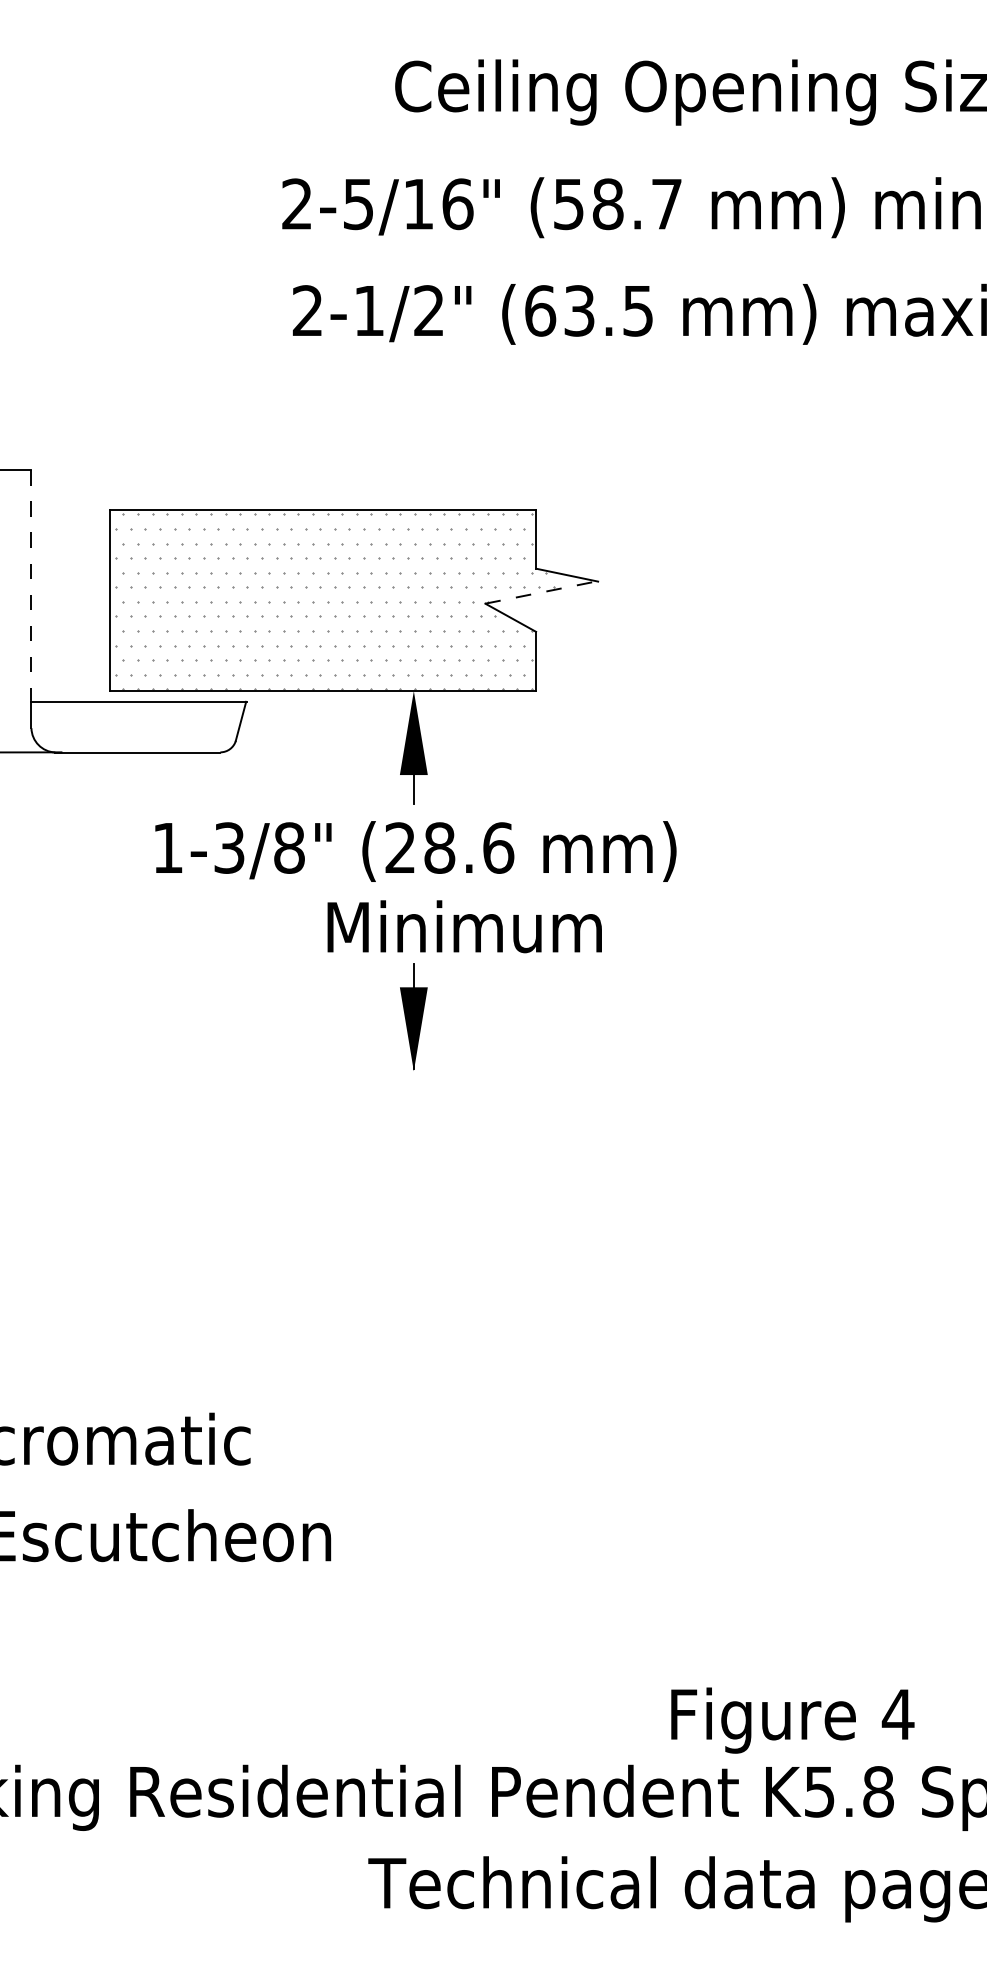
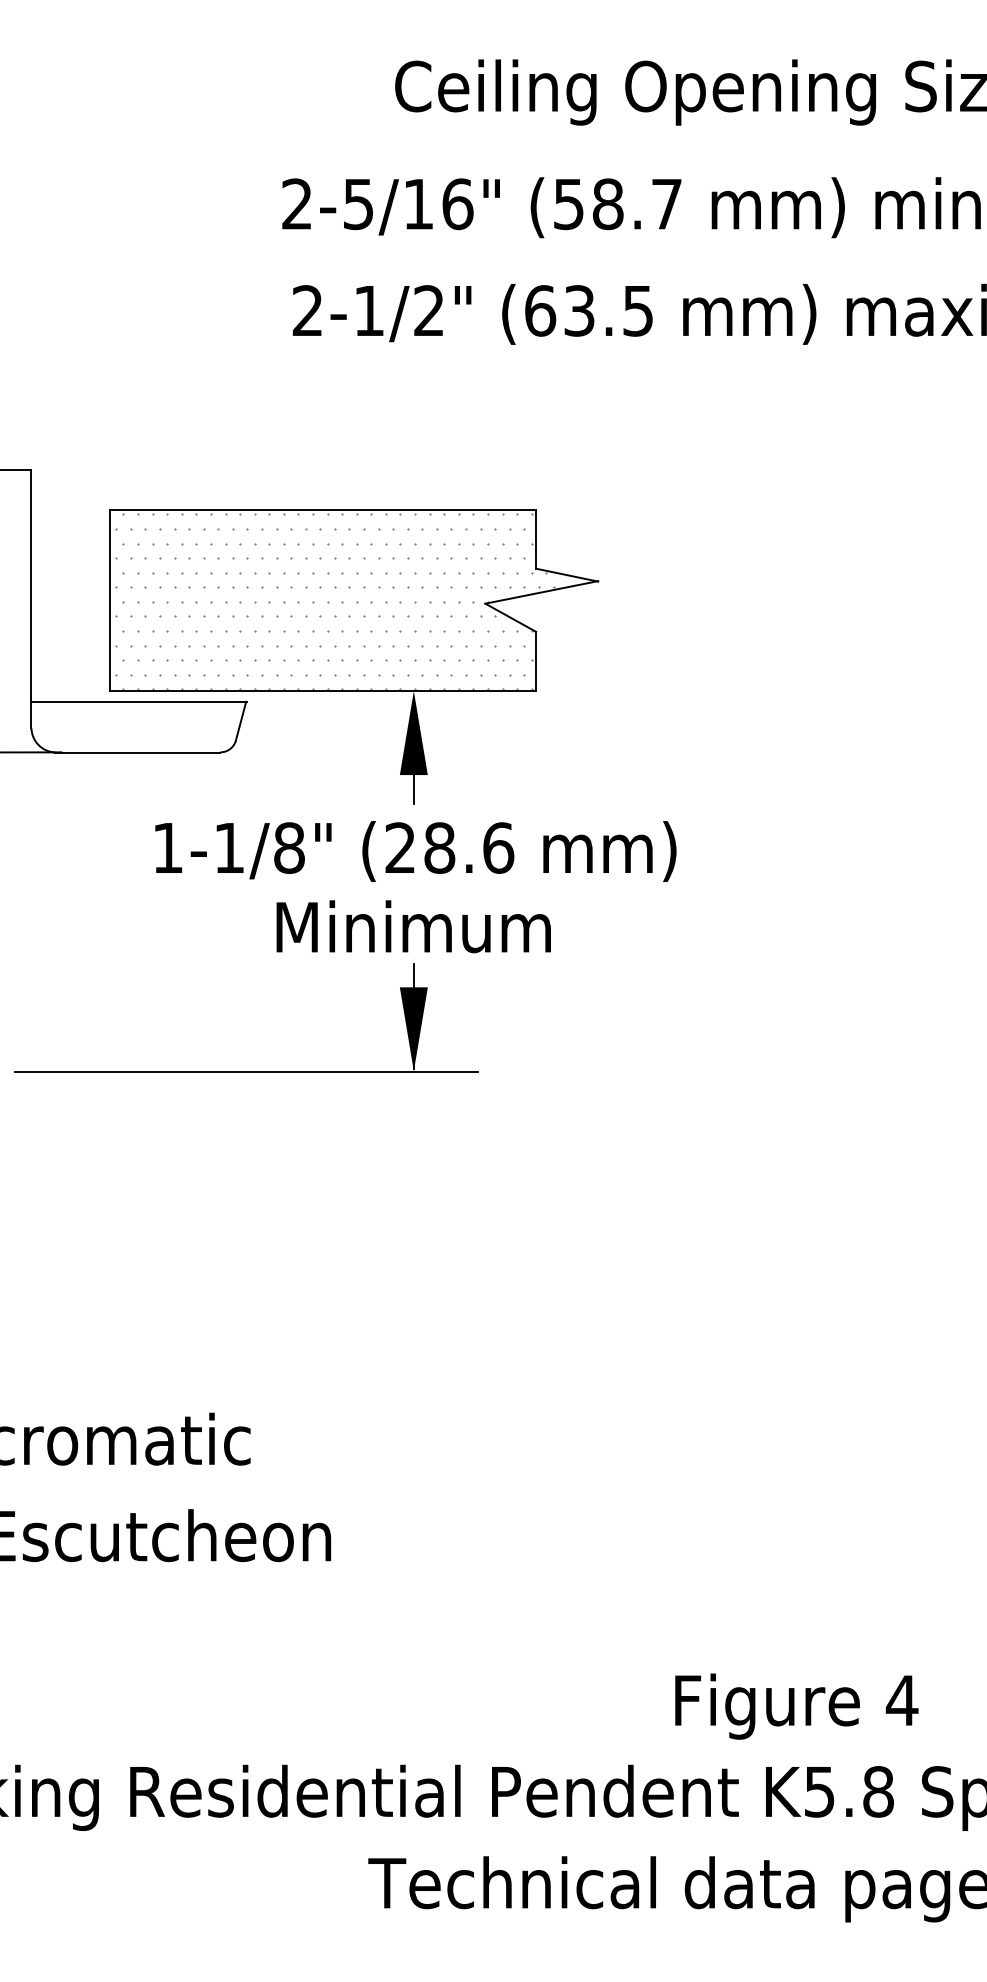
line: dashed -> solid (31, 585)
line: dashed -> solid (542, 592)
text: 1-3/8" -> 1-1/8" (229, 847)
text position: (464, 926) -> (413, 926) (413, 926)
line: none -> present (245, 1071)
text position: (792, 1720) -> (796, 1706) (796, 1706)
